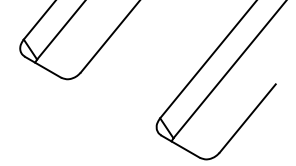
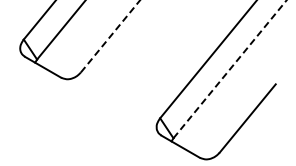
line: solid -> dashed (110, 36)
line: solid -> dashed (230, 68)
